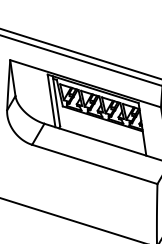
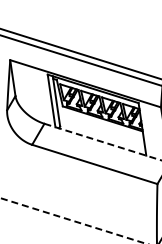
line: solid -> dashed (103, 142)
line: solid -> dashed (74, 221)
